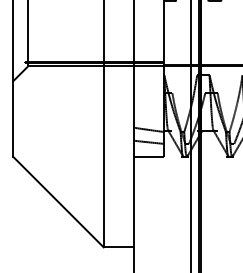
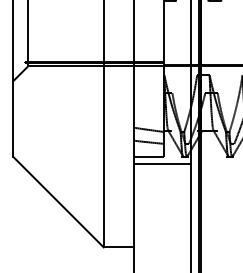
line: none -> present (162, 164)
